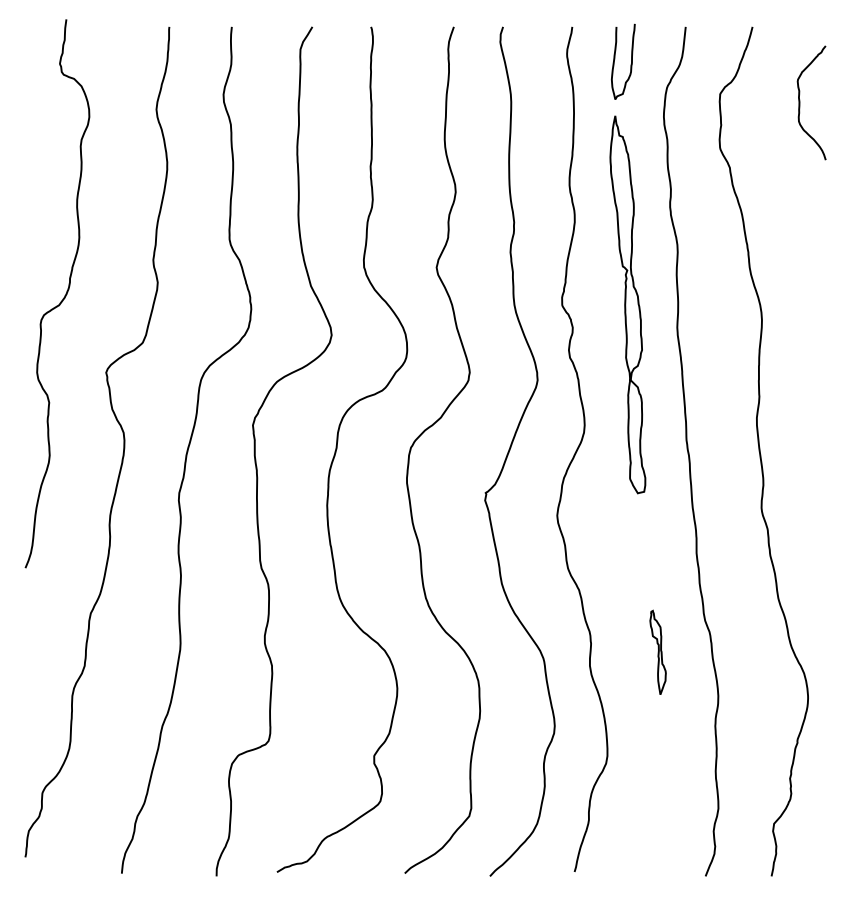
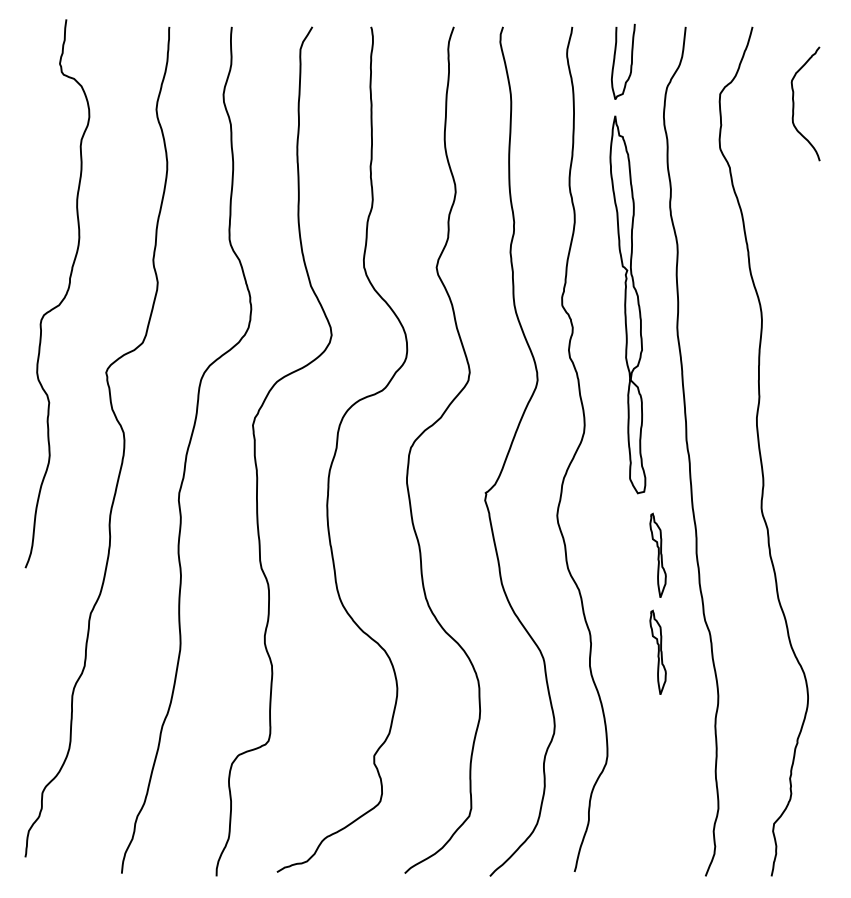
curve position: (800, 102) -> (794, 103) (794, 103)
part: none -> present (657, 554)
